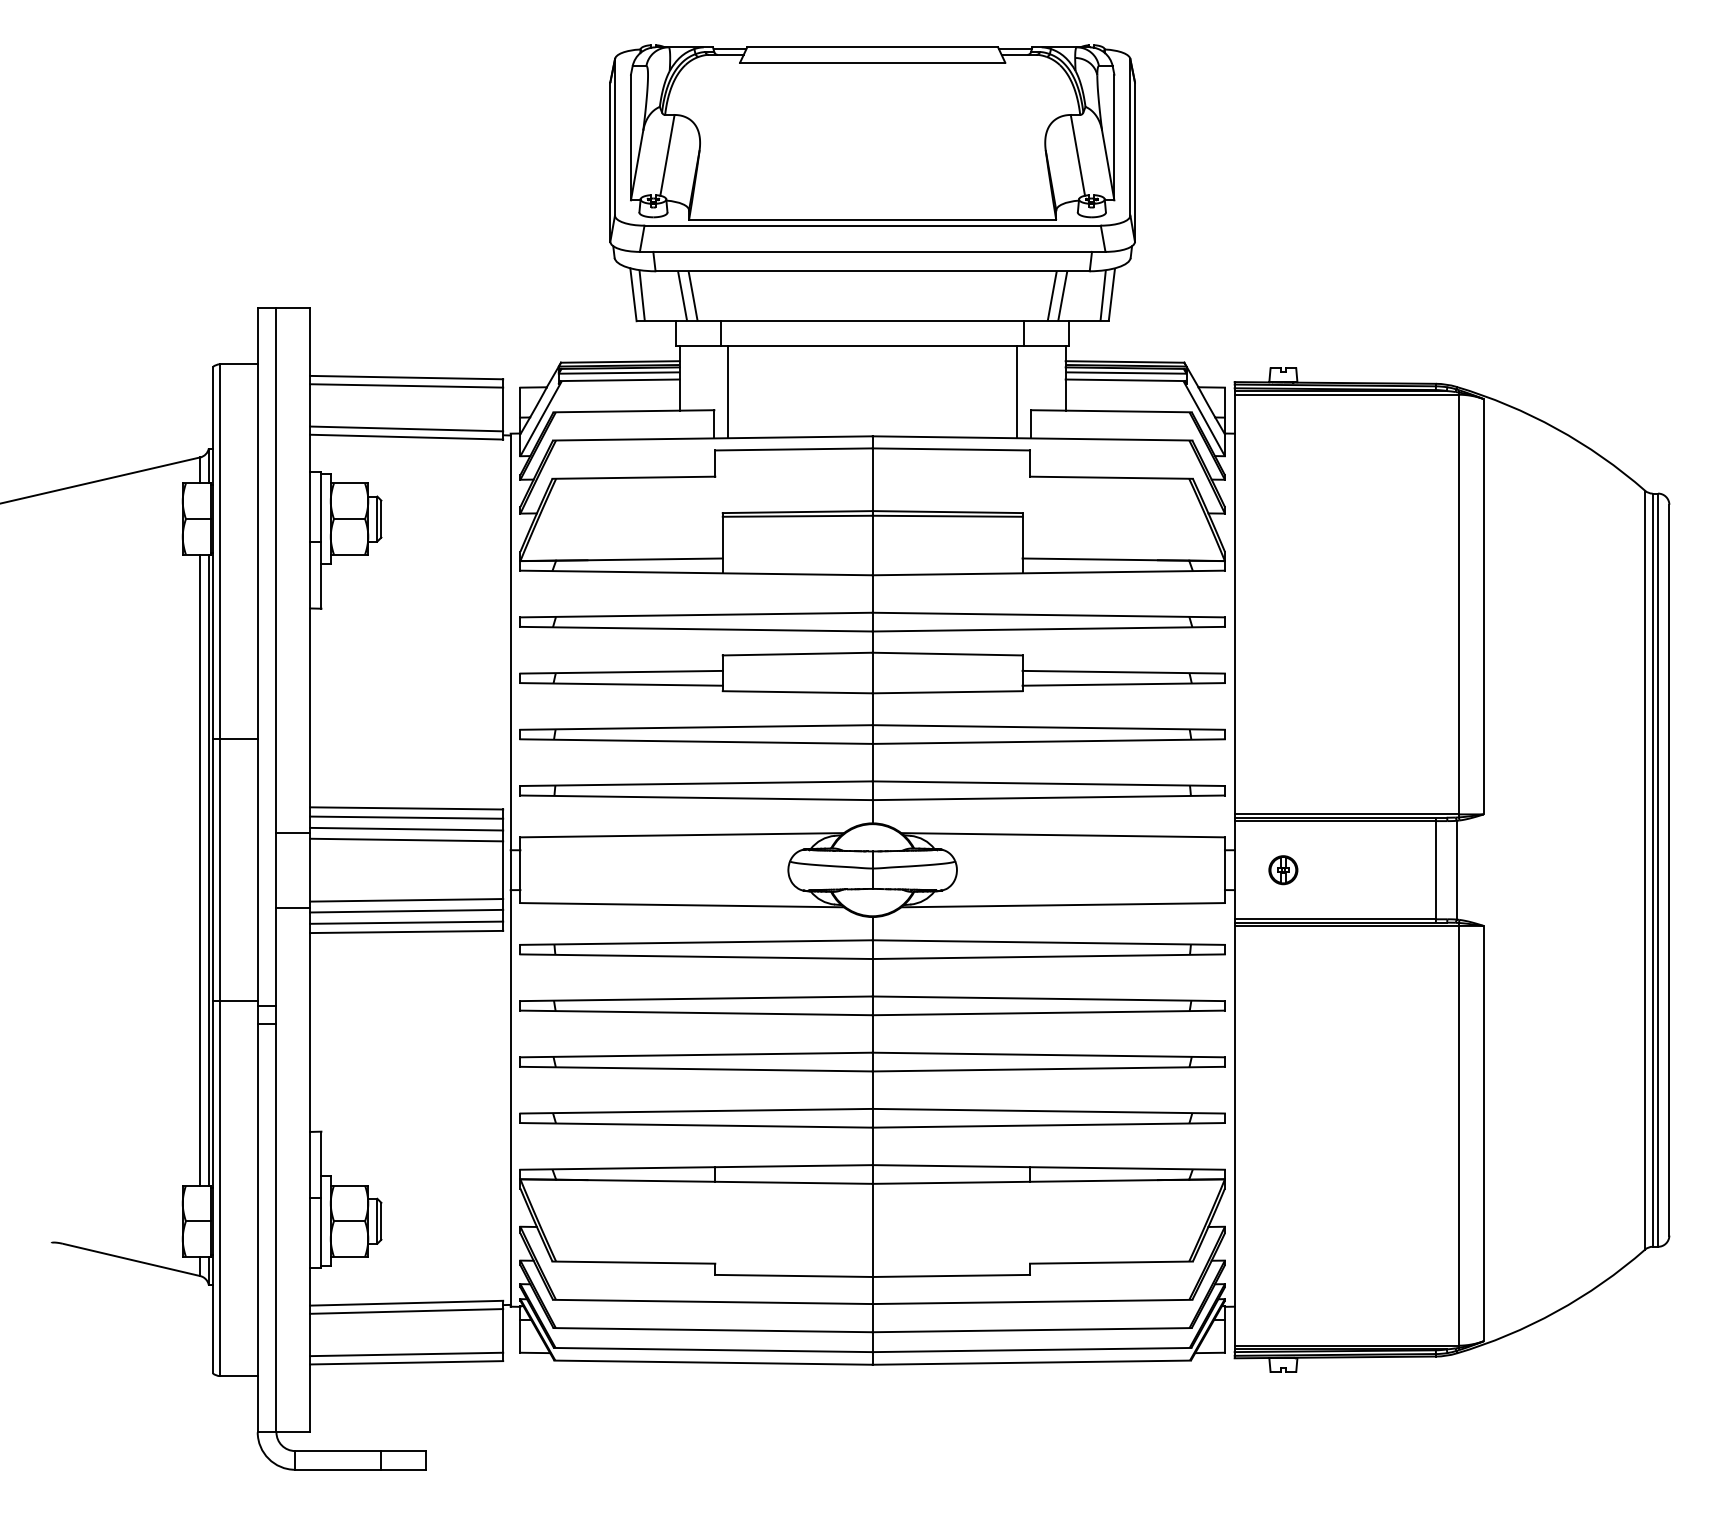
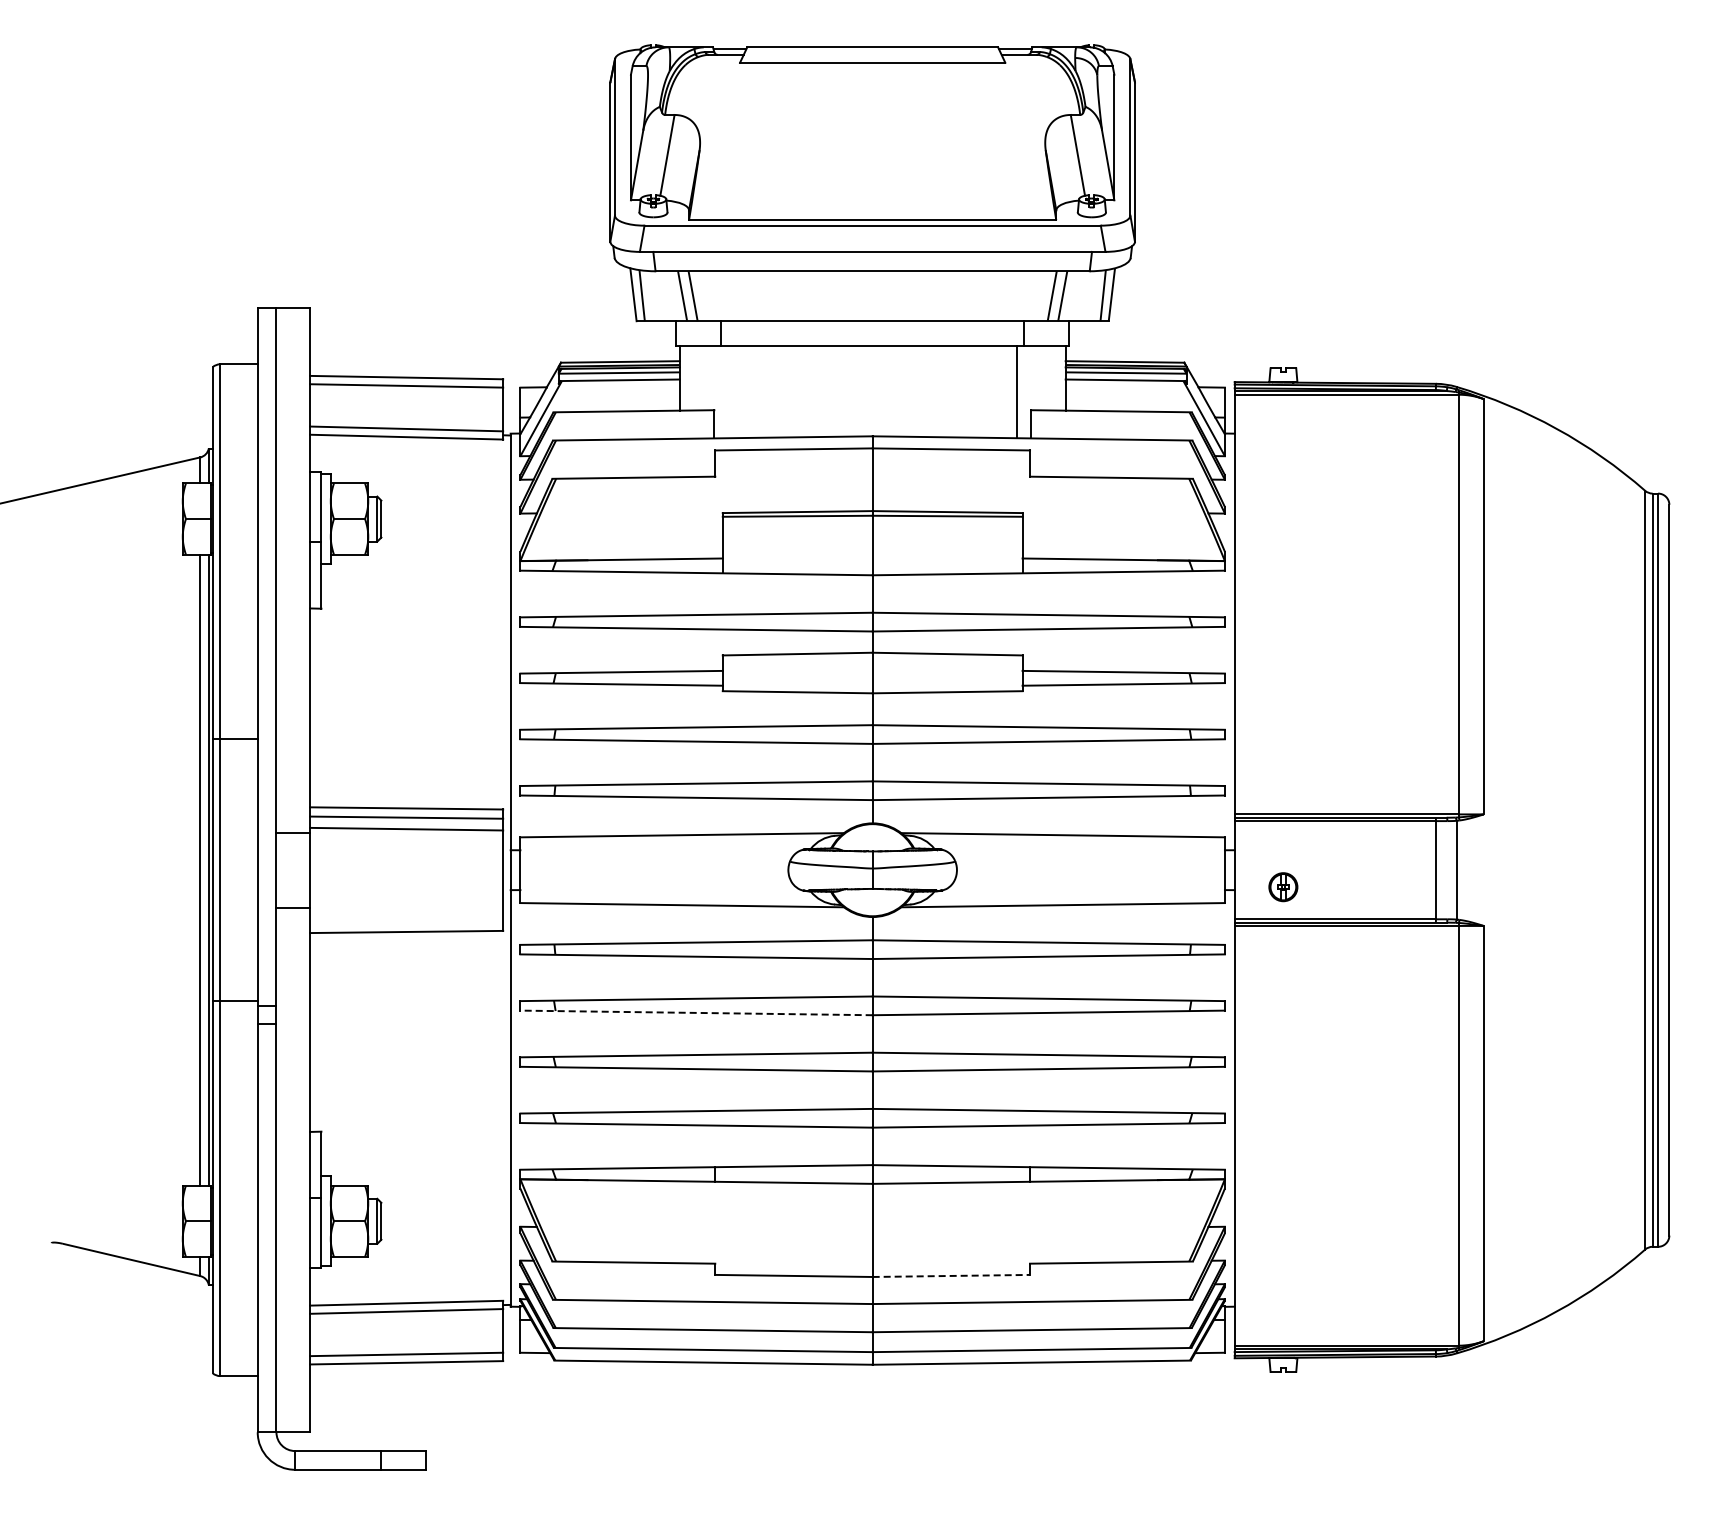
line: present -> none (728, 391)
line: present -> none (406, 839)
part position: (1283, 870) -> (1283, 887) (1283, 887)
line: present -> none (406, 900)
line: present -> none (406, 910)
line: present -> none (406, 922)
line: solid -> dashed (696, 1012)
line: solid -> dashed (951, 1275)
